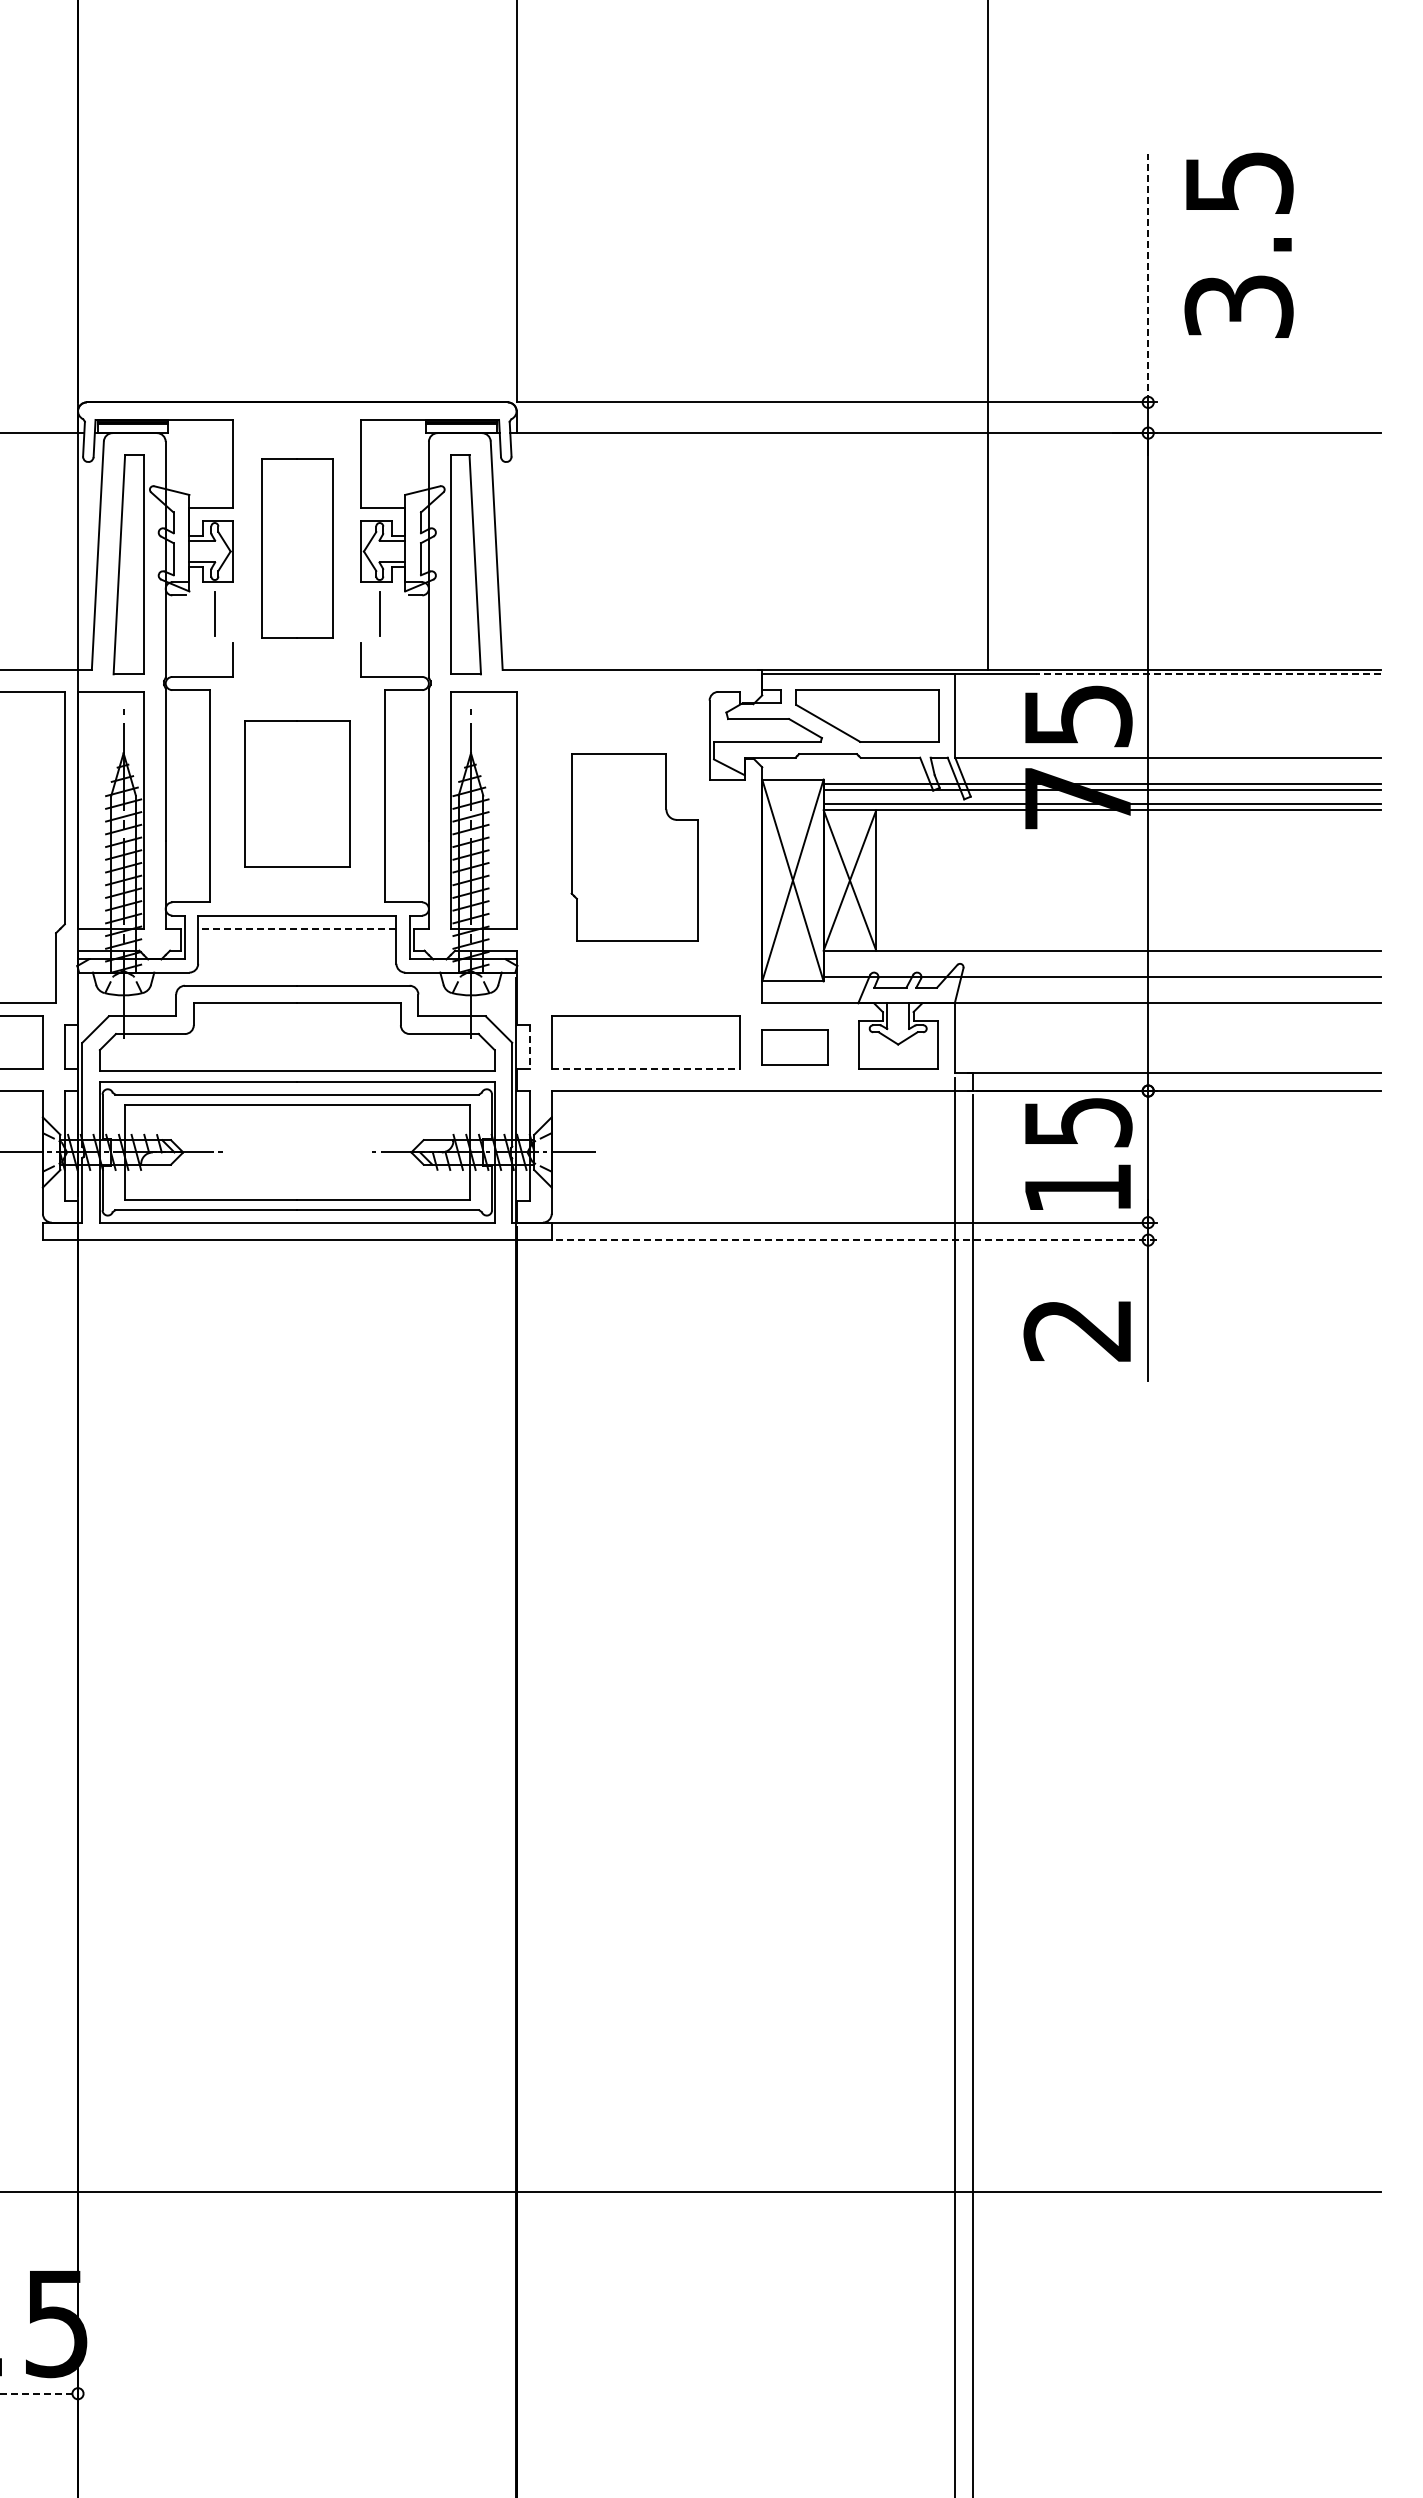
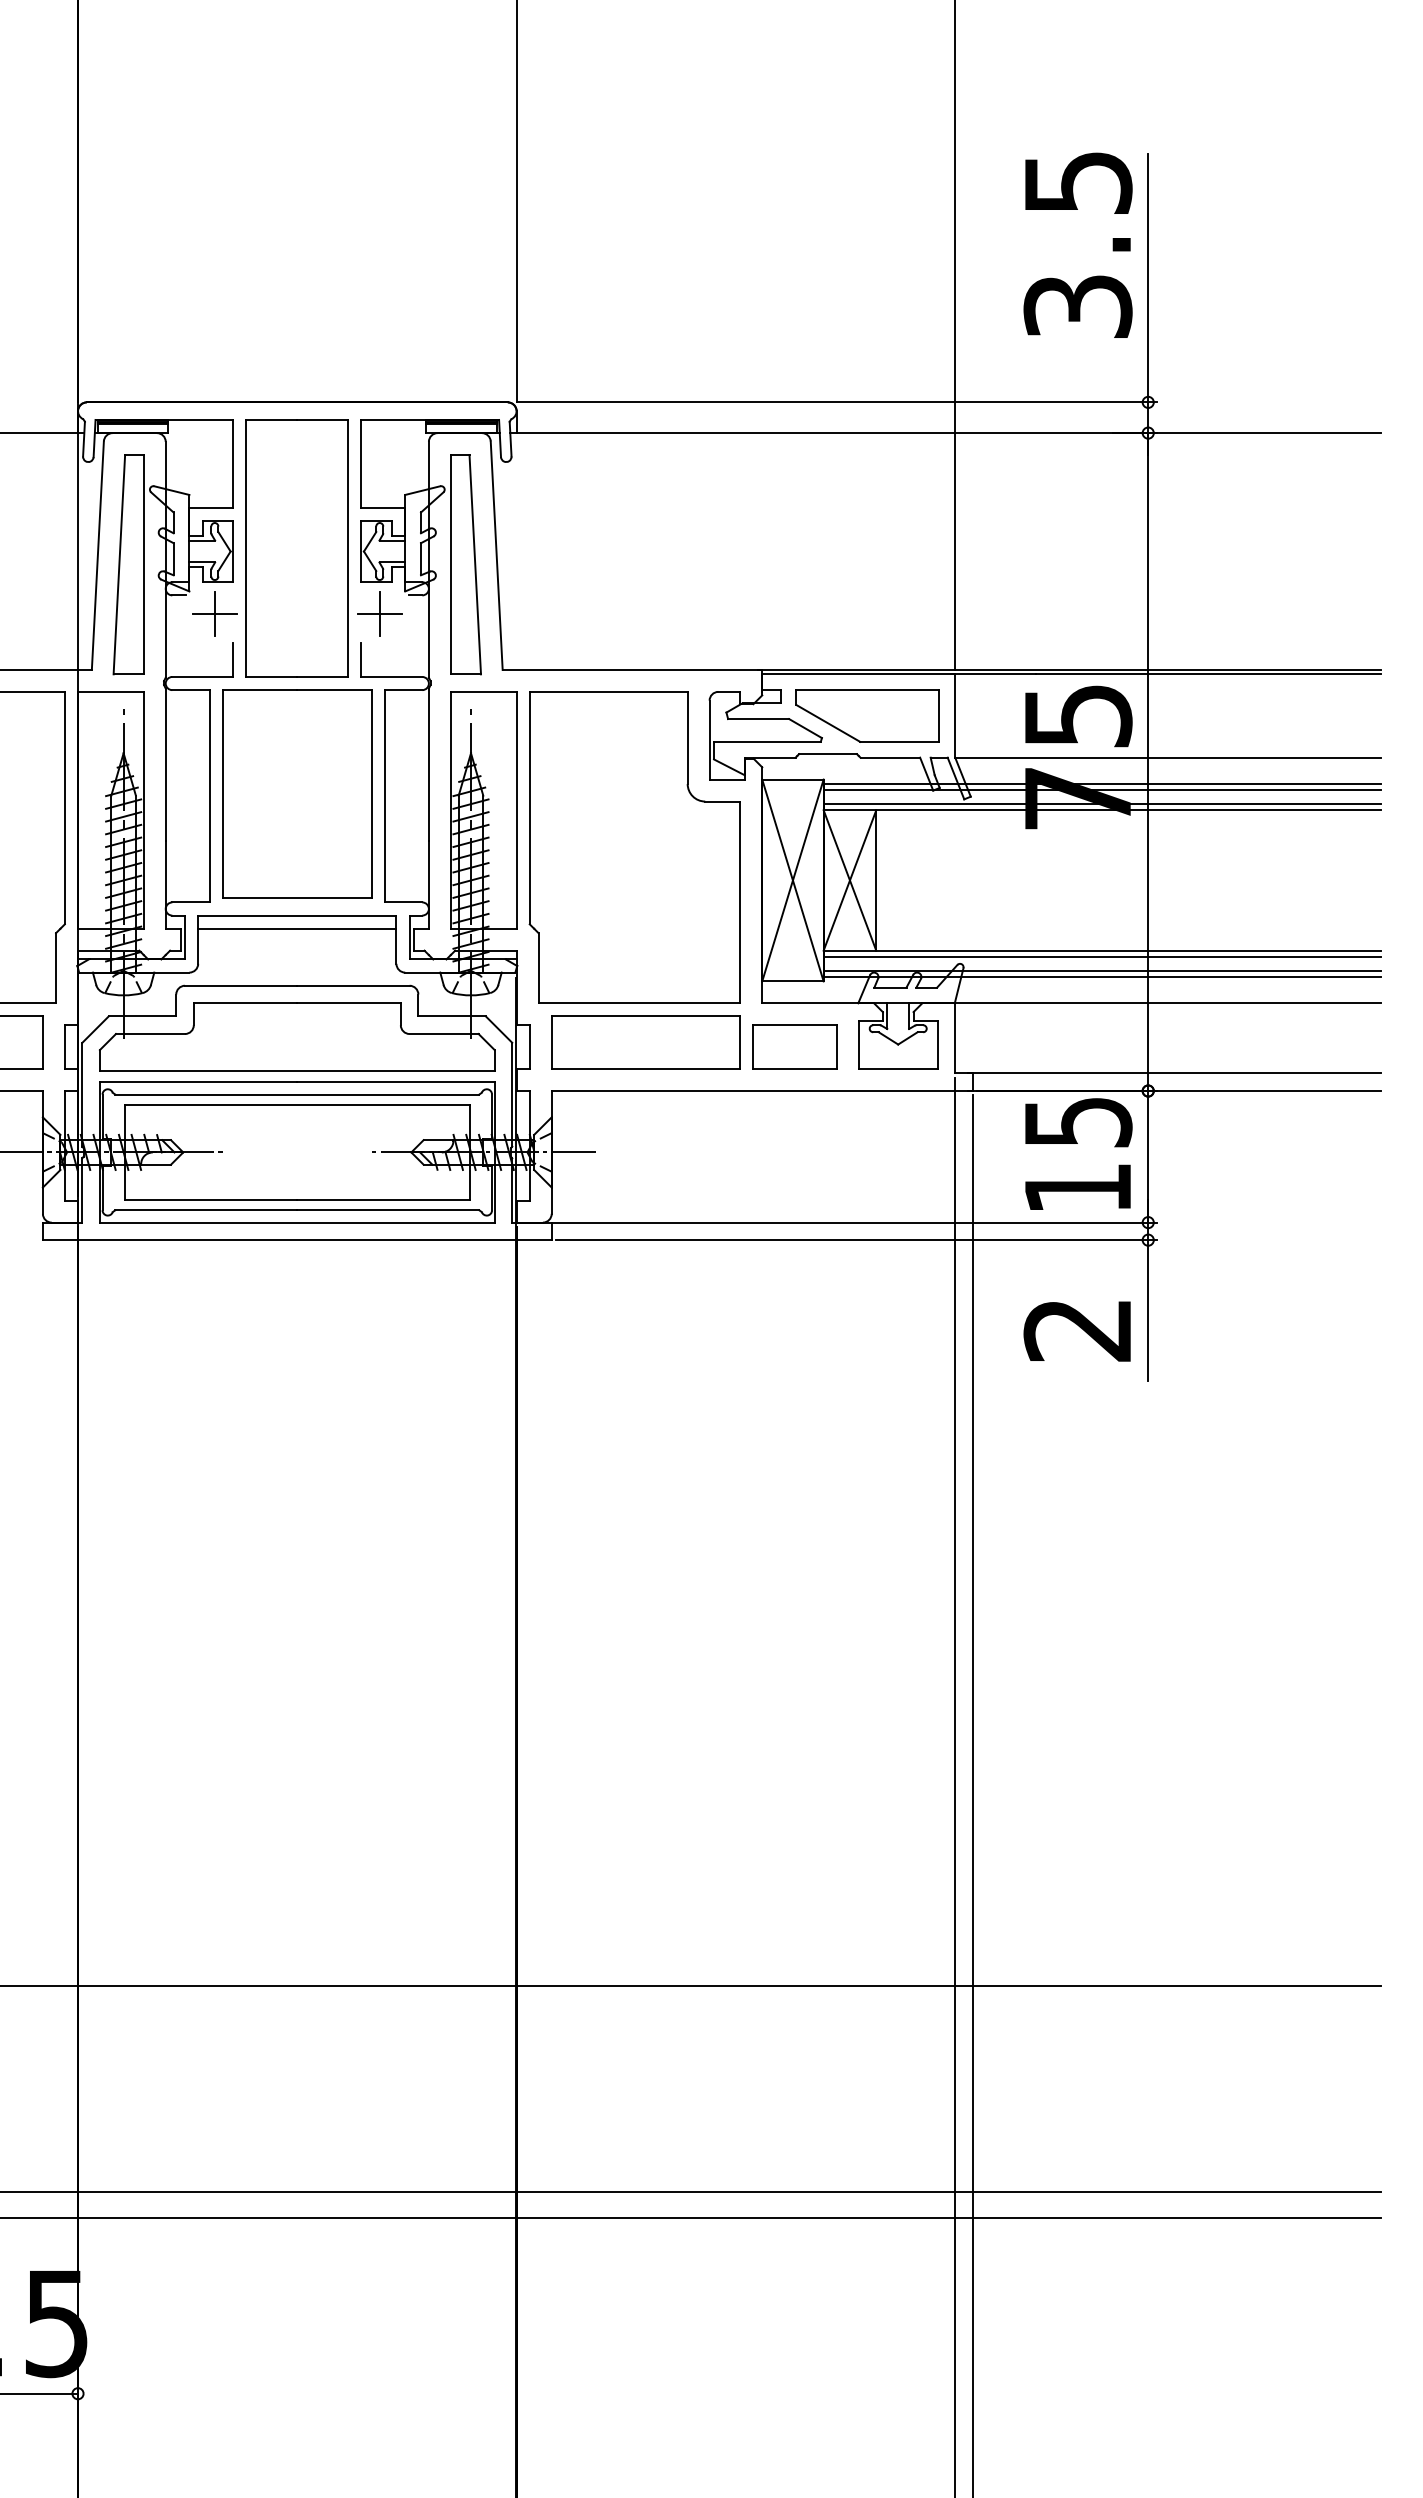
text position: (1238, 244) -> (1077, 244) (1077, 244)
line: dashed -> solid (1148, 277)
line position: (988, 335) -> (955, 335) (955, 335)
part size: 73x181 px -> 104x259 px (296, 548)
line: none -> present (214, 613)
line: none -> present (379, 613)
line: dashed -> solid (1208, 674)
part size: 107x148 px -> 151x210 px (297, 793)
part size: 129x189 px -> 213x313 px (634, 847)
line: dashed -> solid (296, 928)
line: none -> present (1101, 956)
line: none -> present (1101, 970)
line: dashed -> solid (529, 1047)
part size: 68x37 px -> 86x46 px (794, 1046)
line: dashed -> solid (646, 1069)
line: dashed -> solid (857, 1240)
line: none -> present (691, 1985)
line: none -> present (691, 2218)
line: dashed -> solid (39, 2393)
